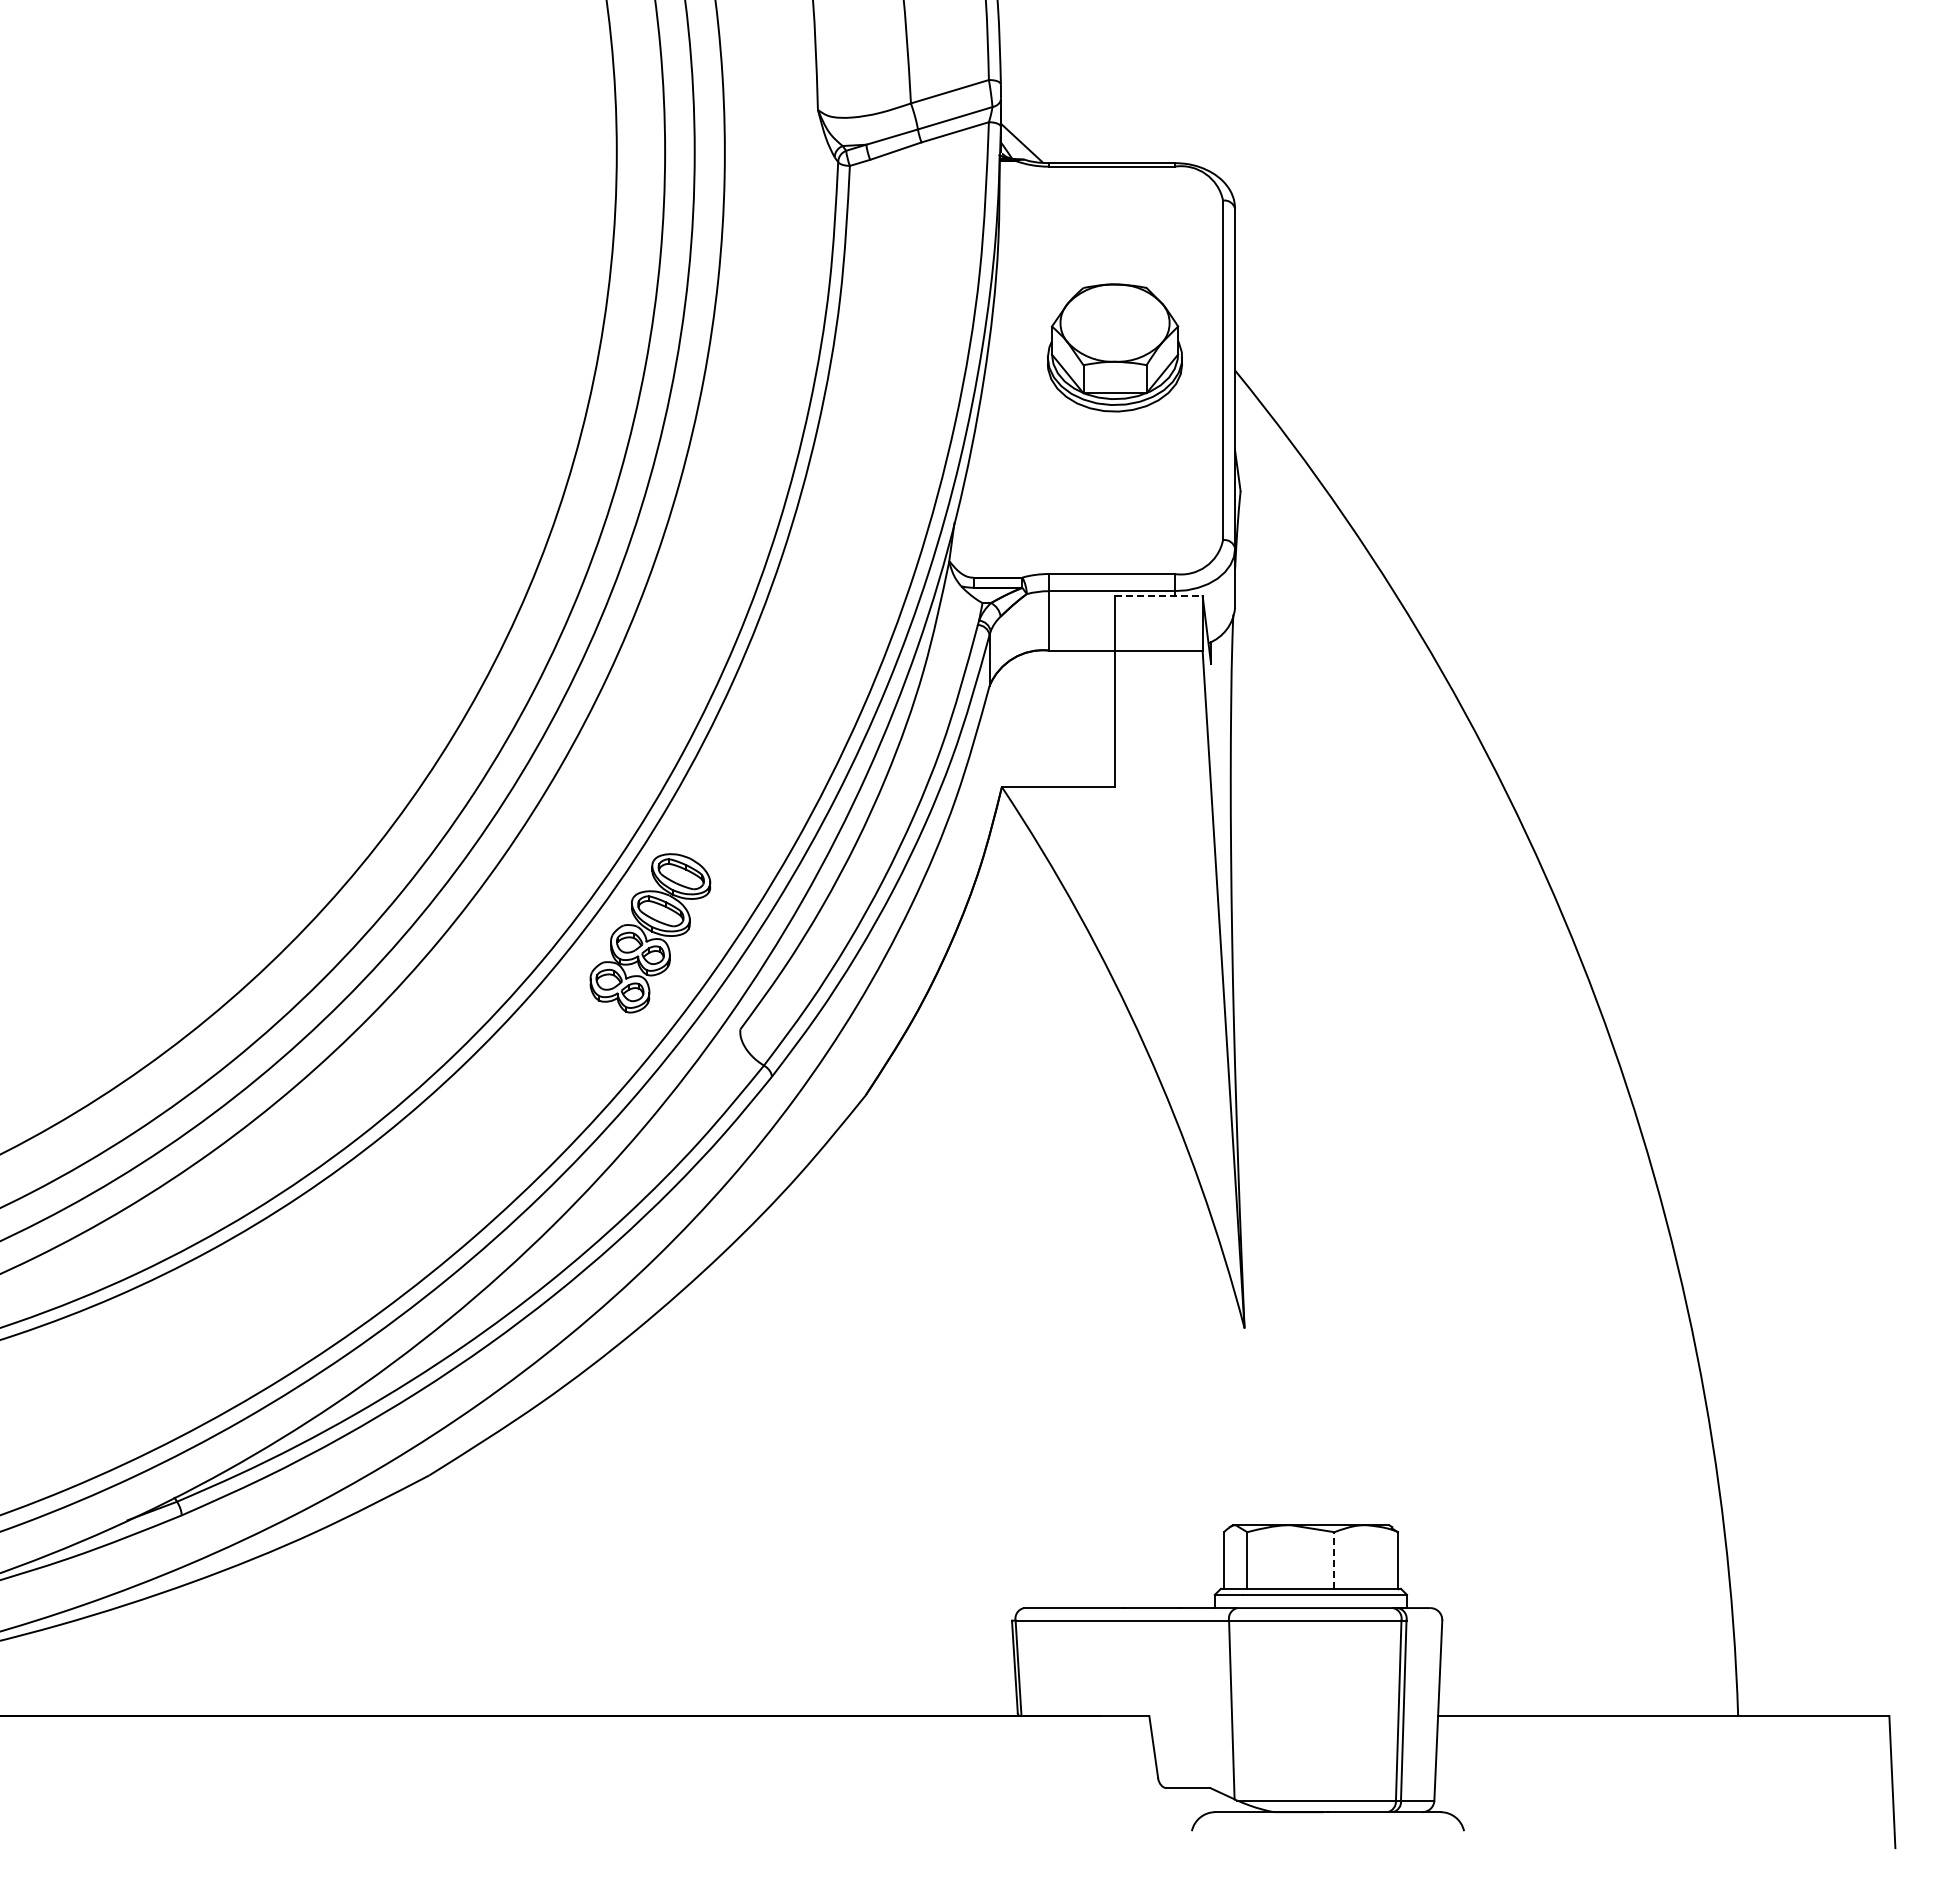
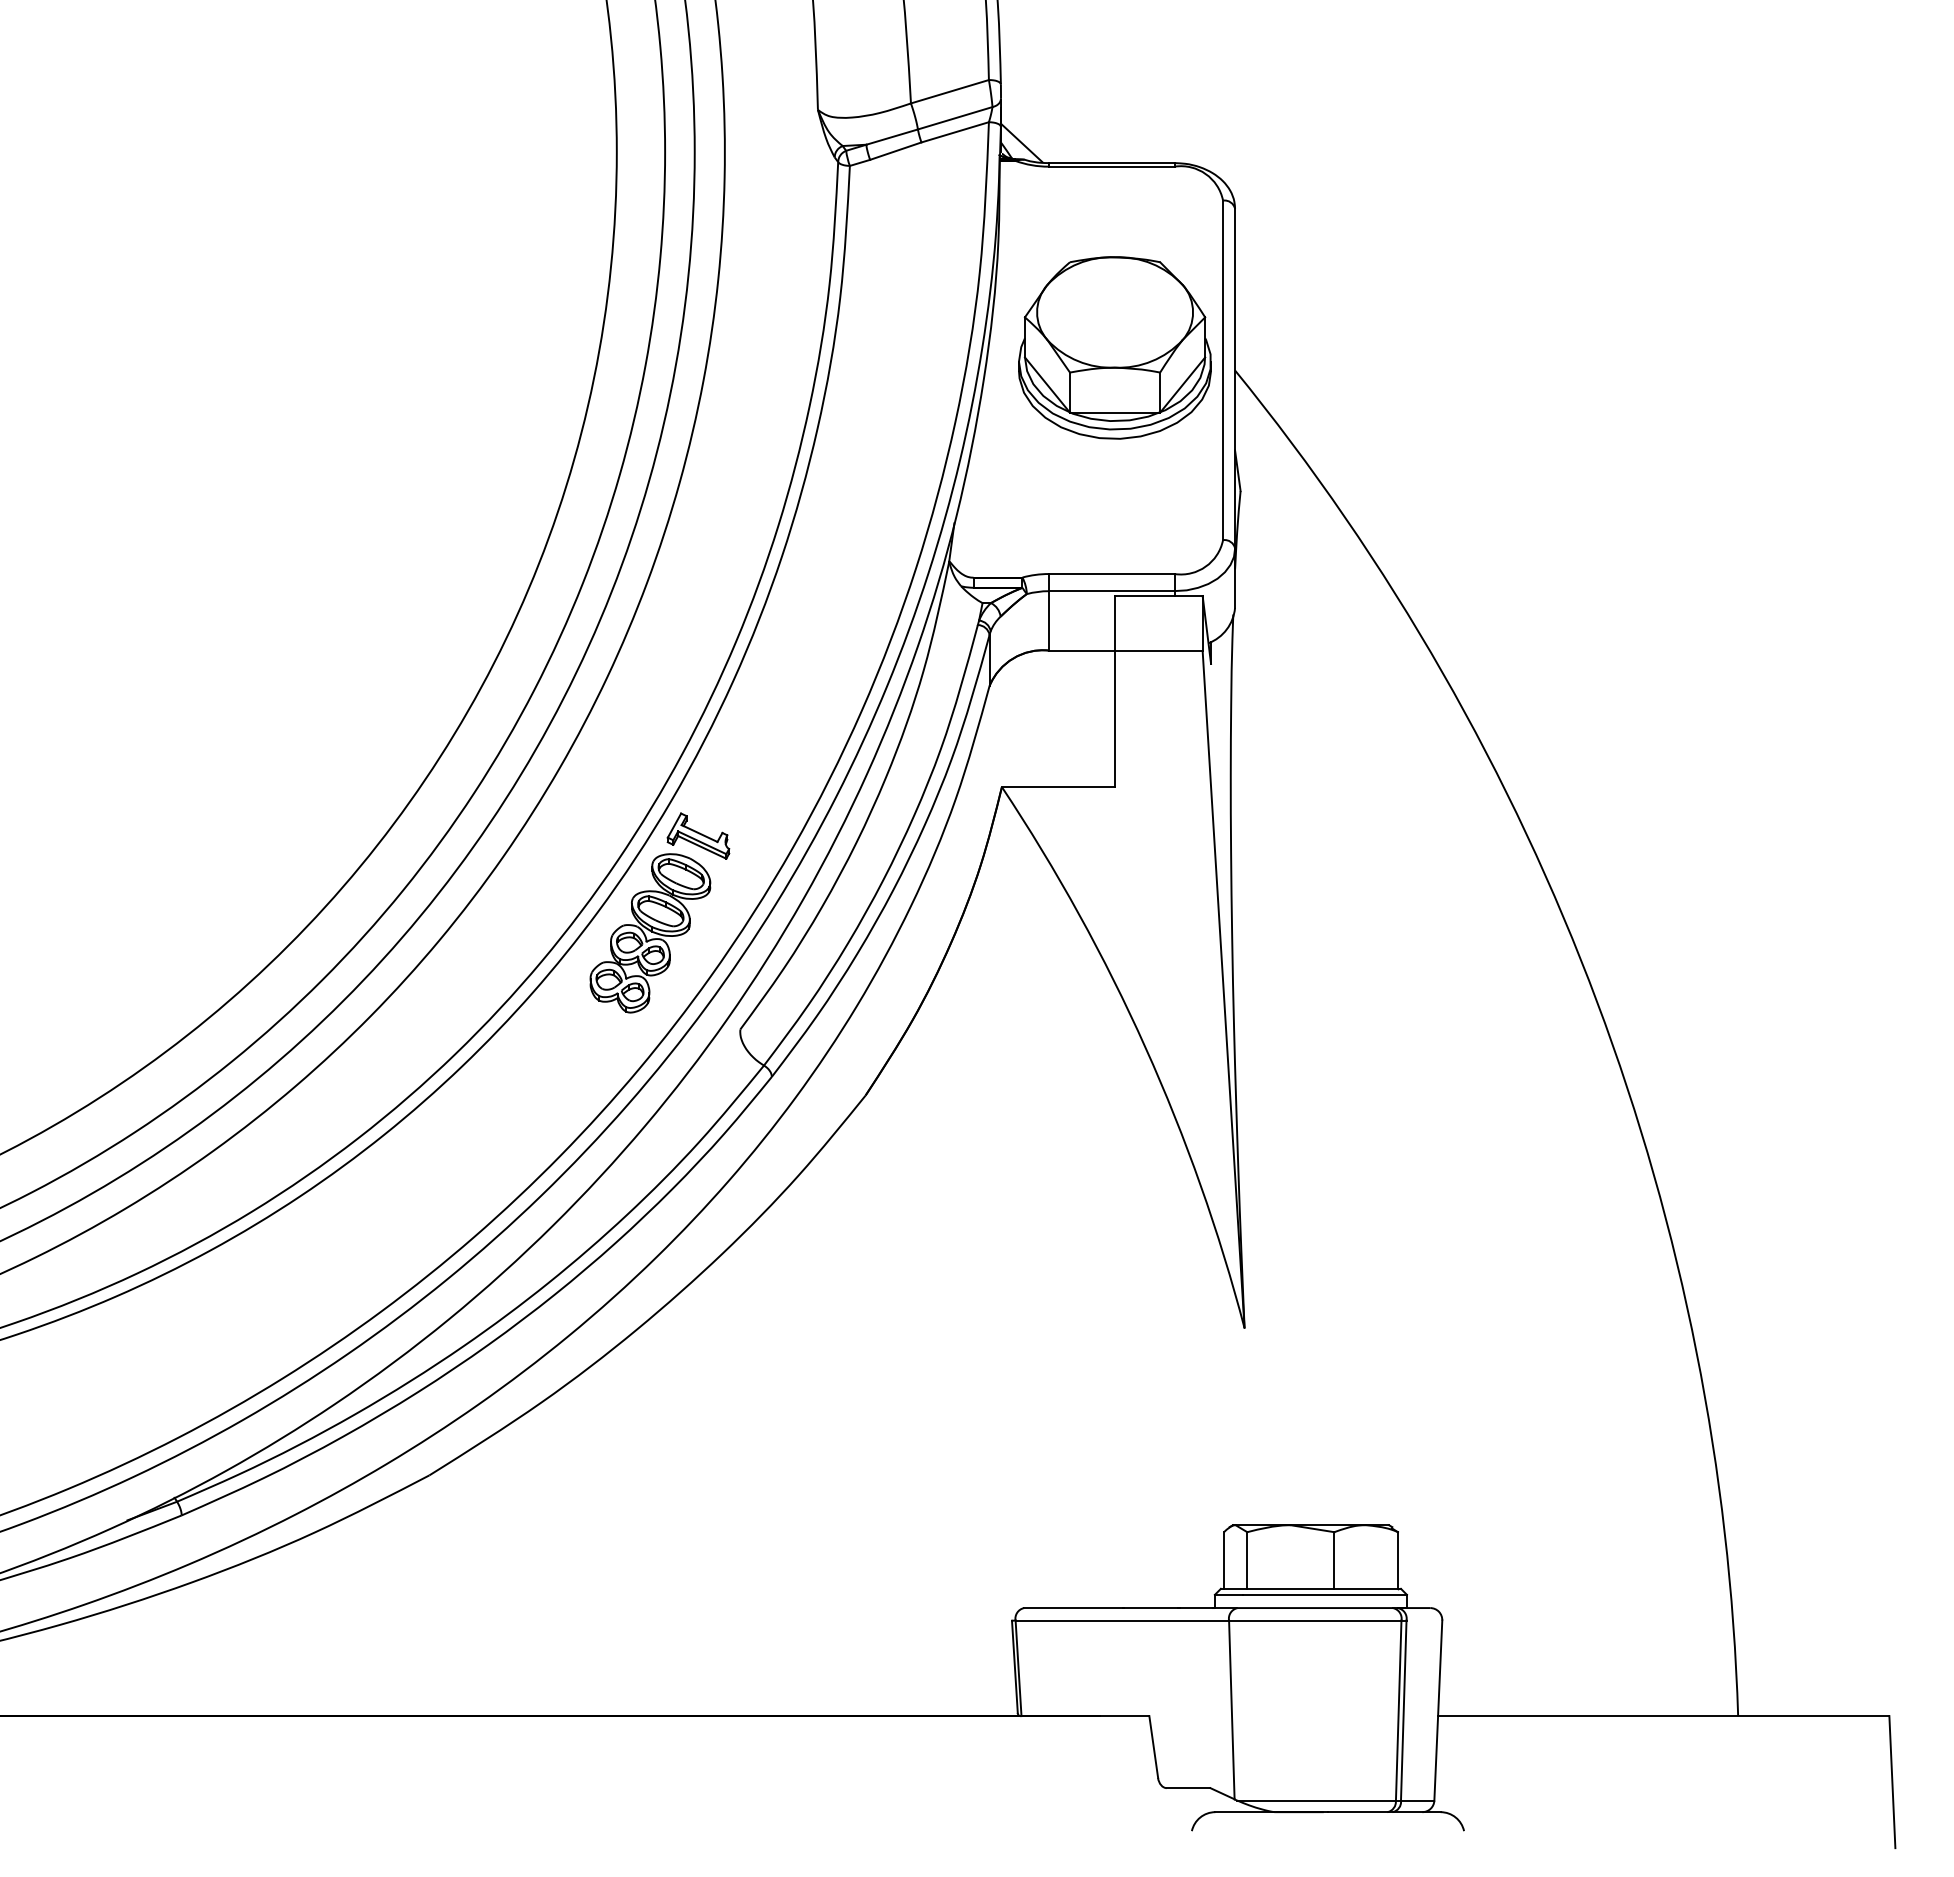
part size: 136x130 px -> 194x184 px (1114, 347)
line: dashed -> solid (1158, 596)
part: none -> present (698, 835)
line: dashed -> solid (1334, 1560)
